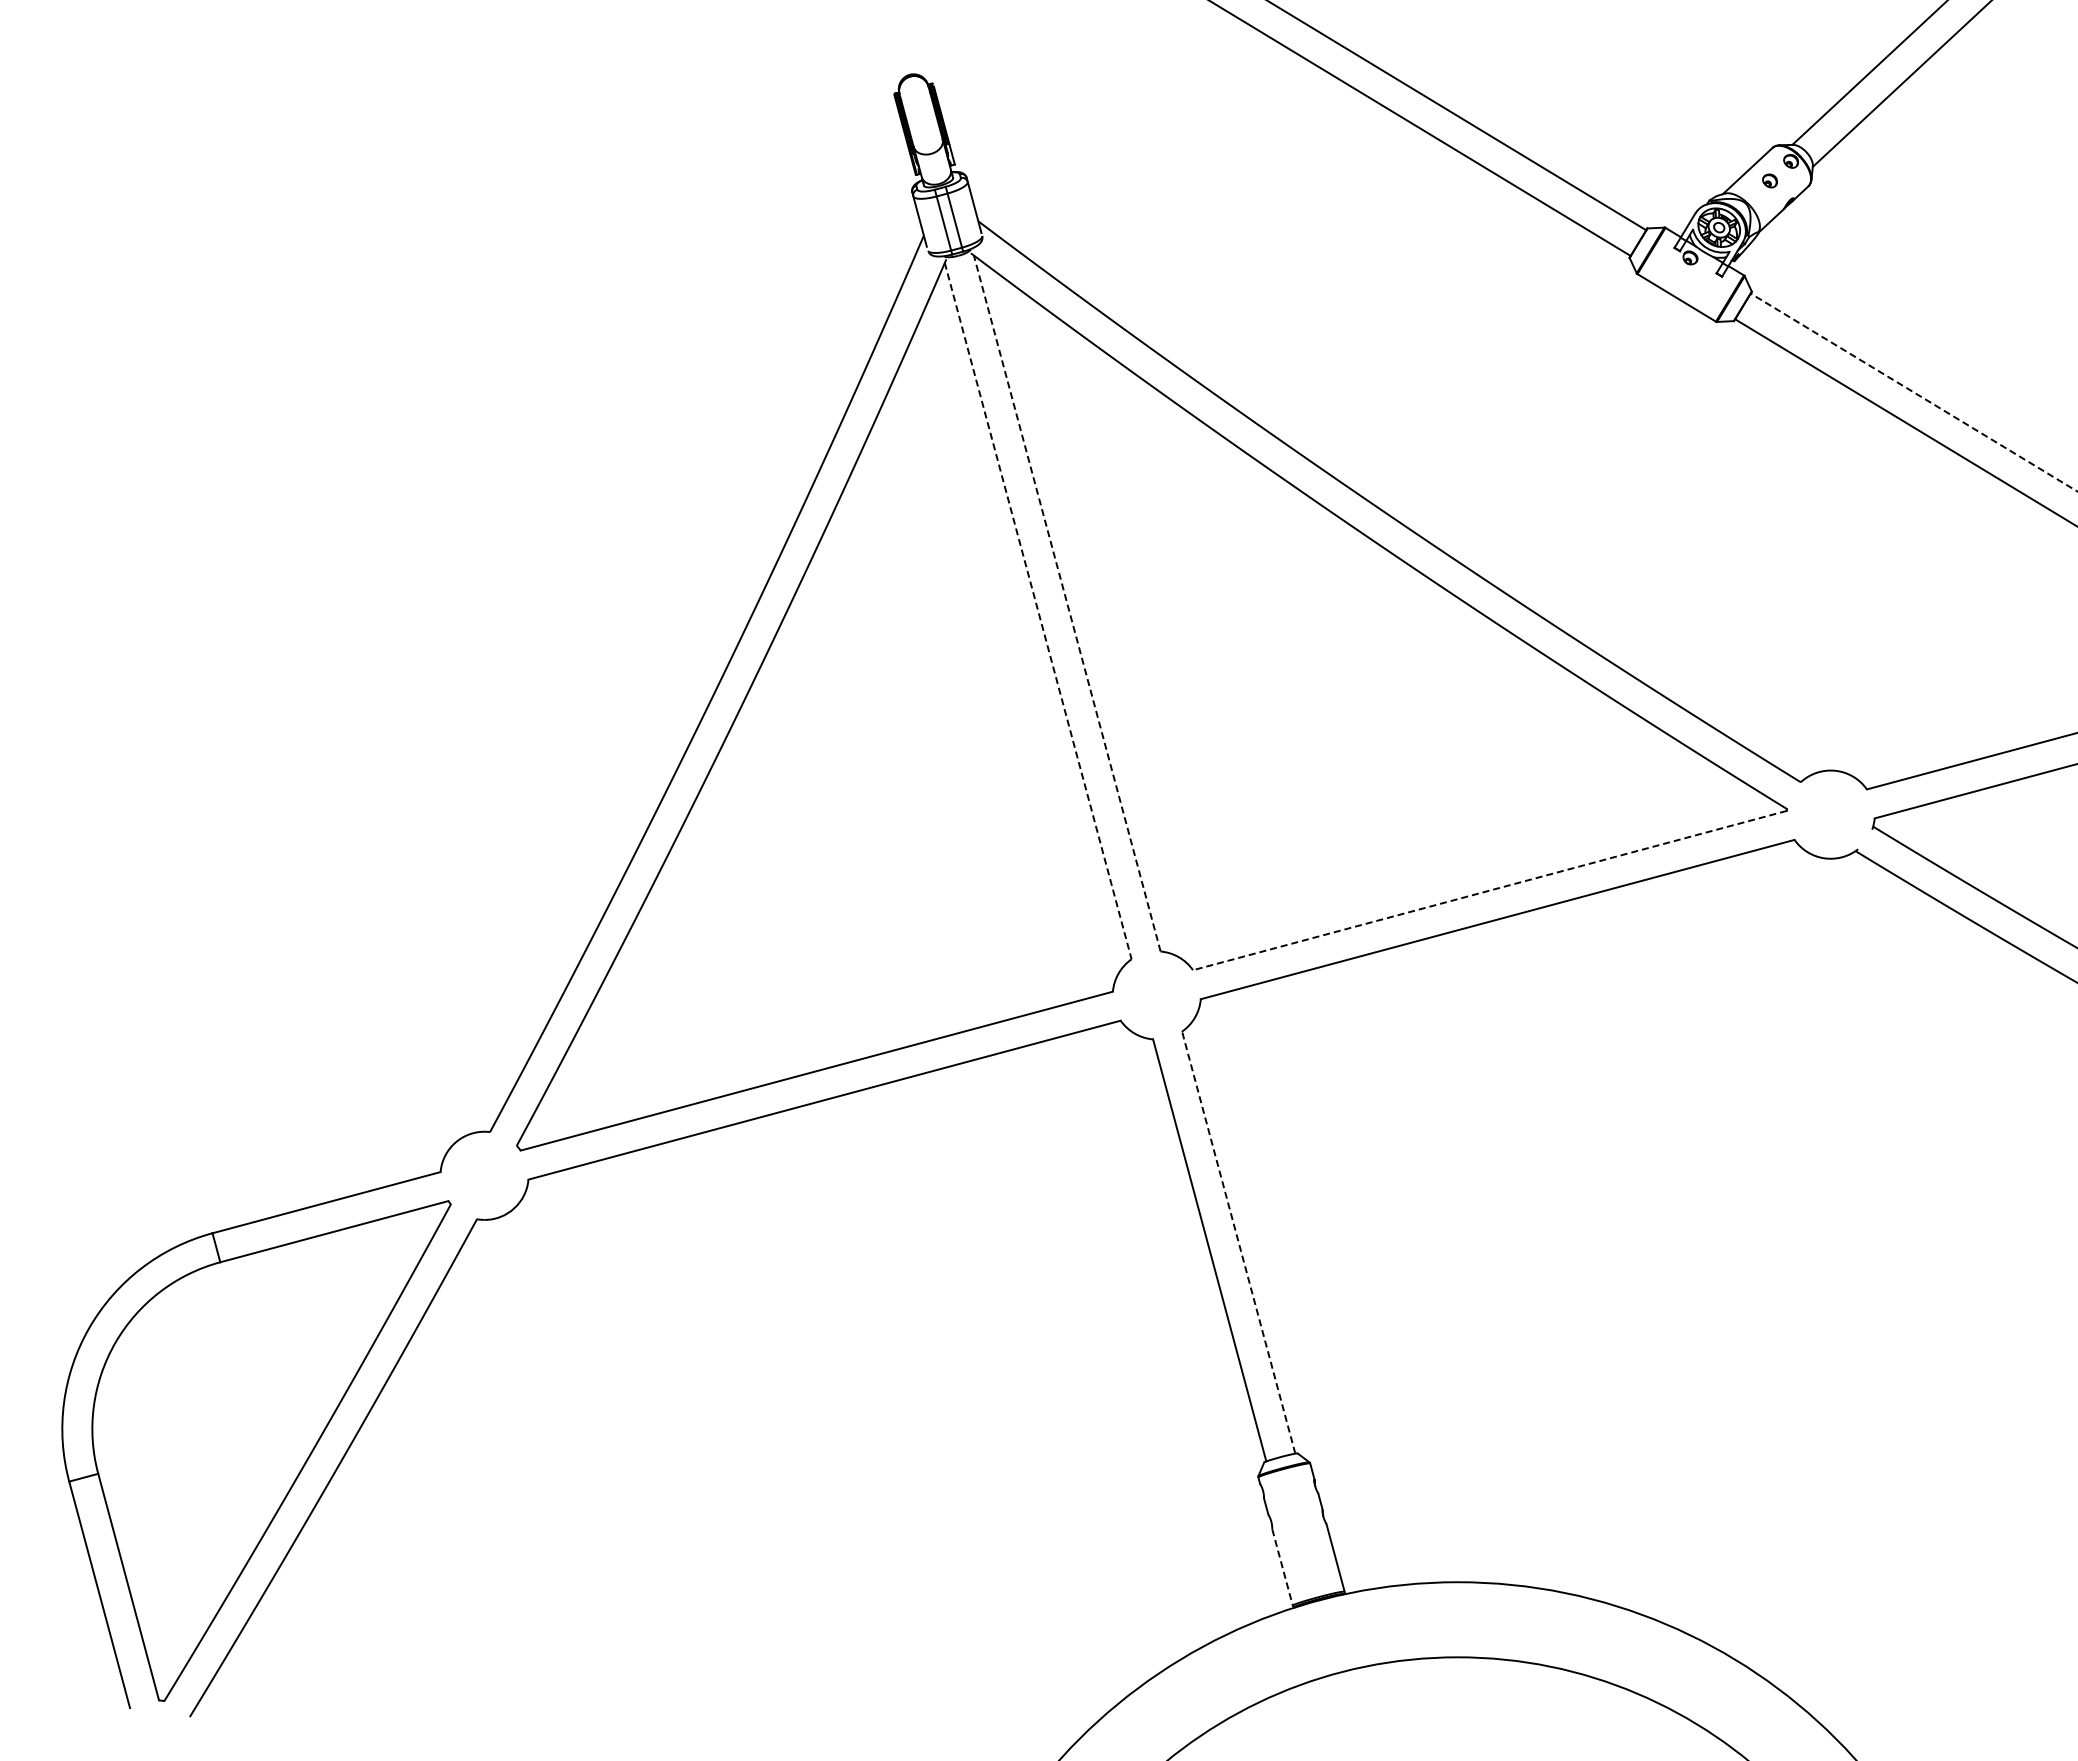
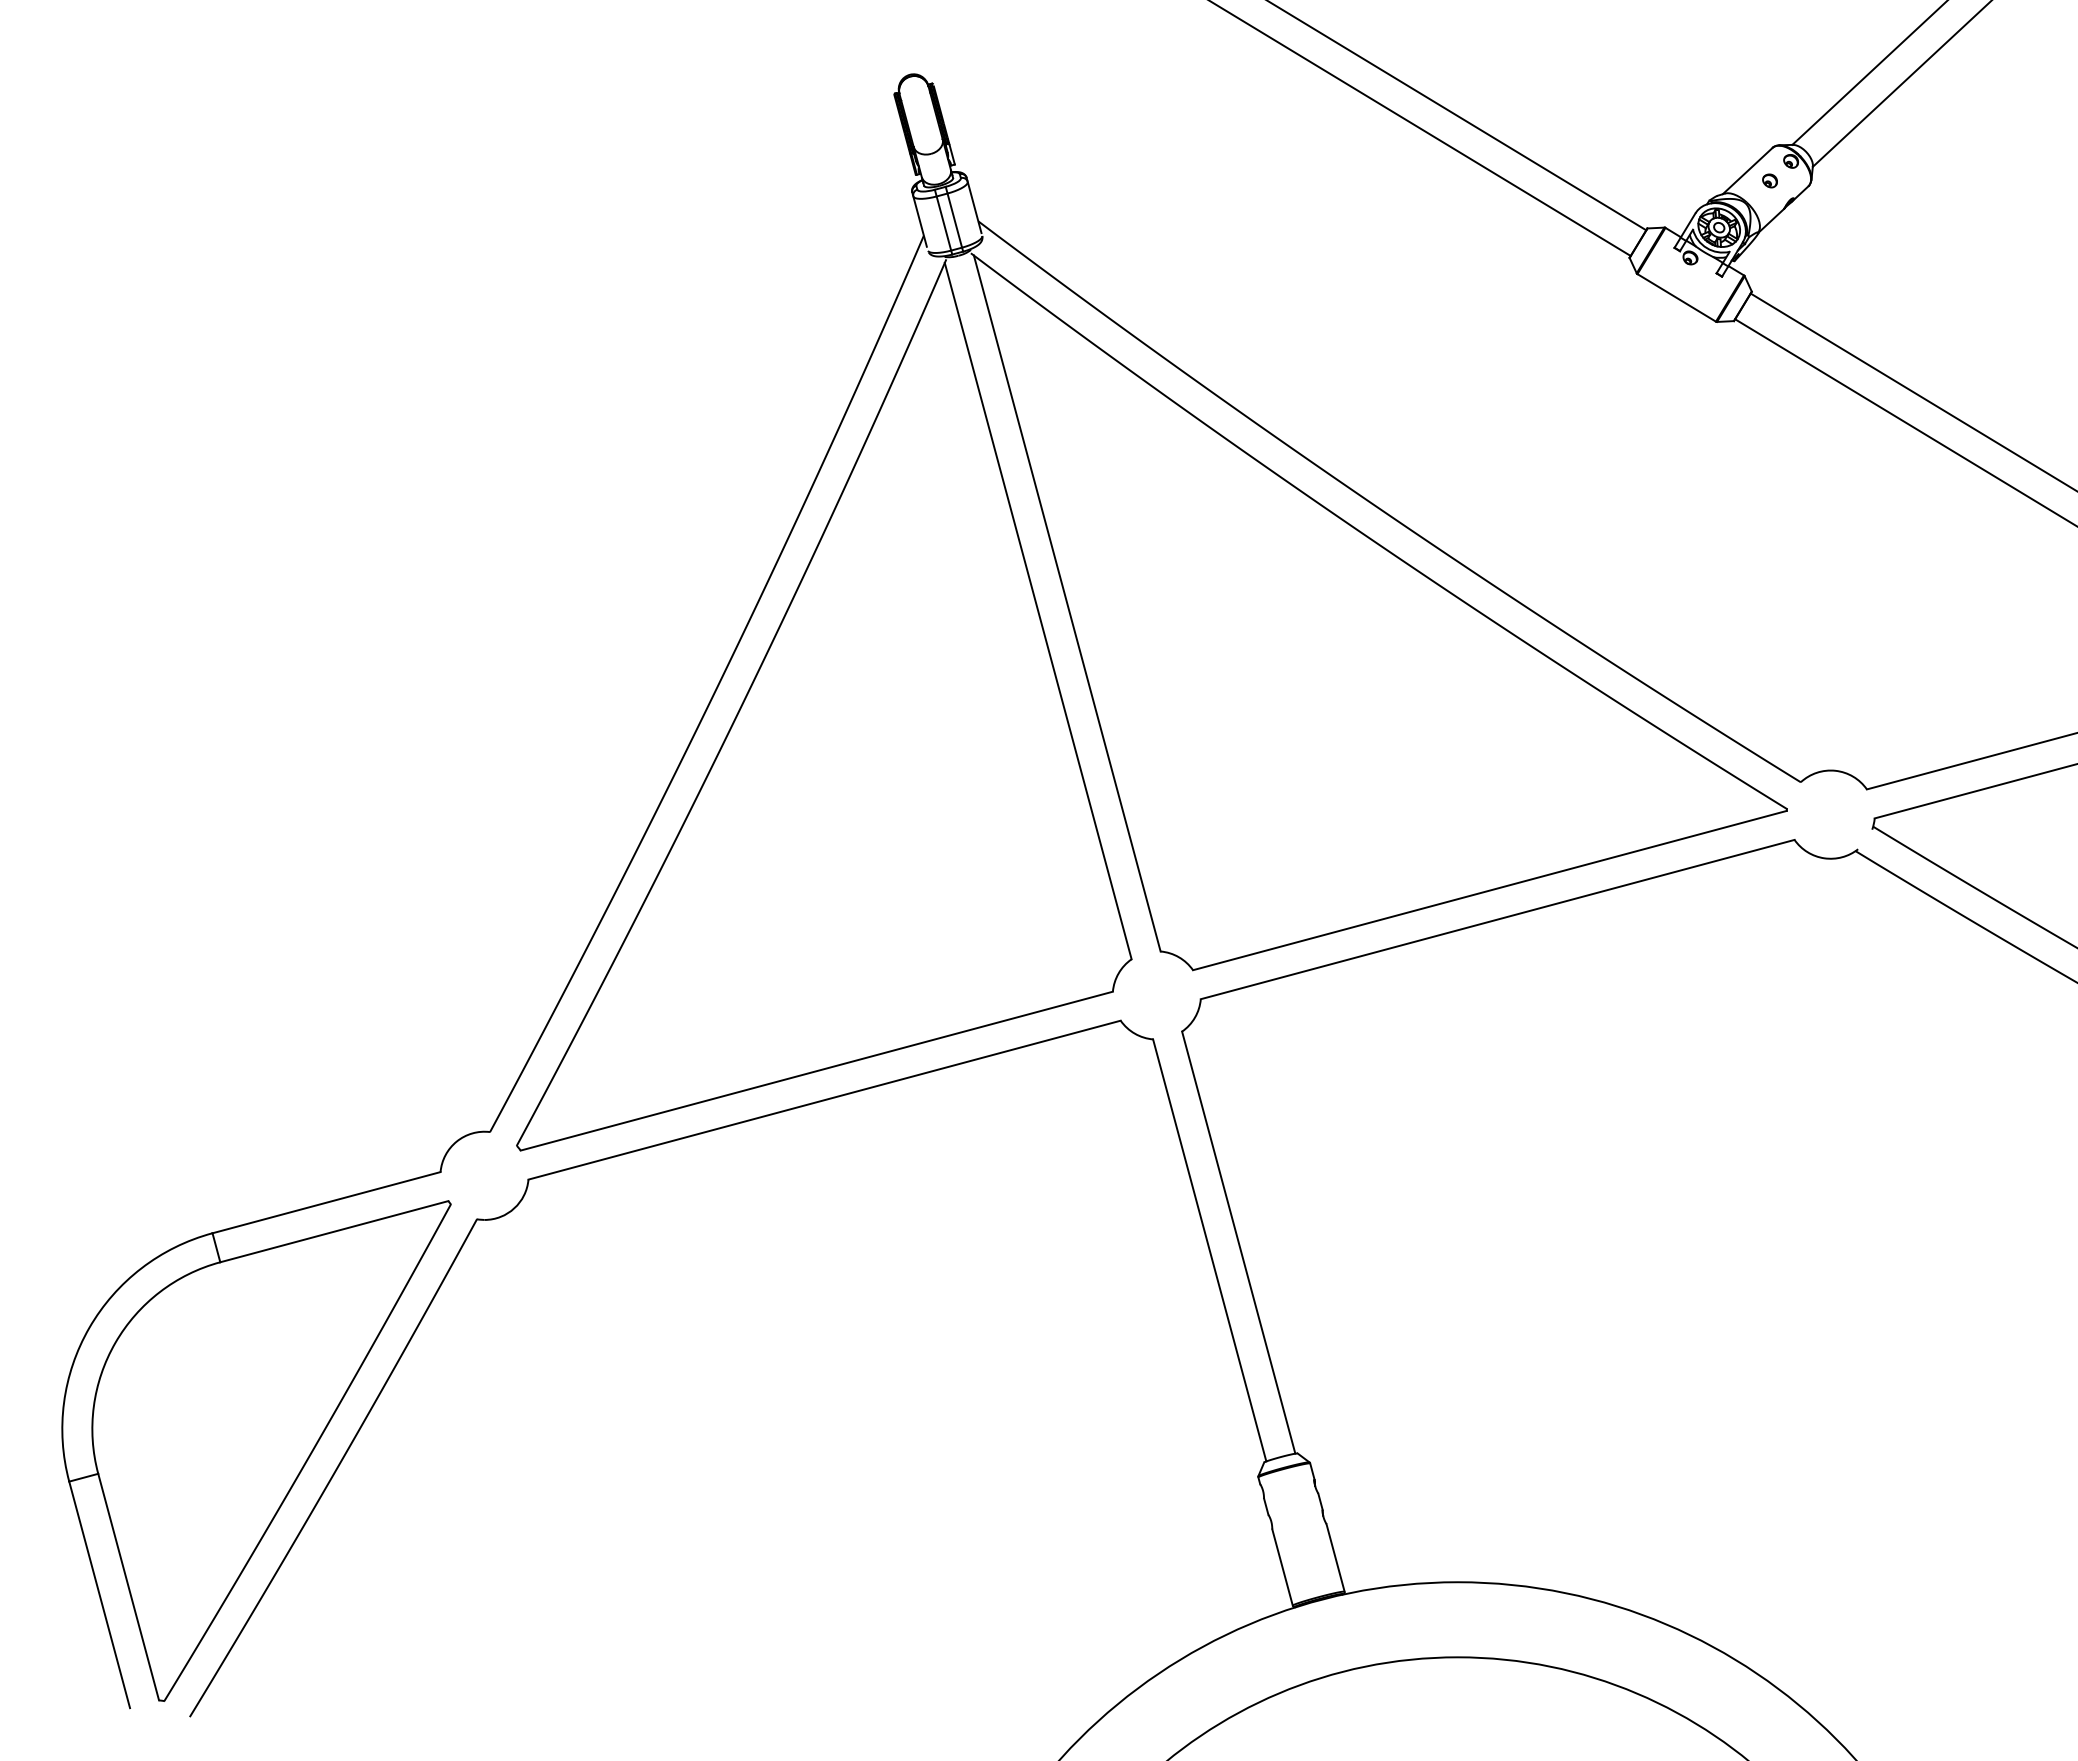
line: dashed -> solid (1914, 392)
line: dashed -> solid (1067, 602)
line: dashed -> solid (1038, 611)
line: dashed -> solid (1489, 890)
line: dashed -> solid (1238, 1242)
line: dashed -> solid (1282, 1568)
